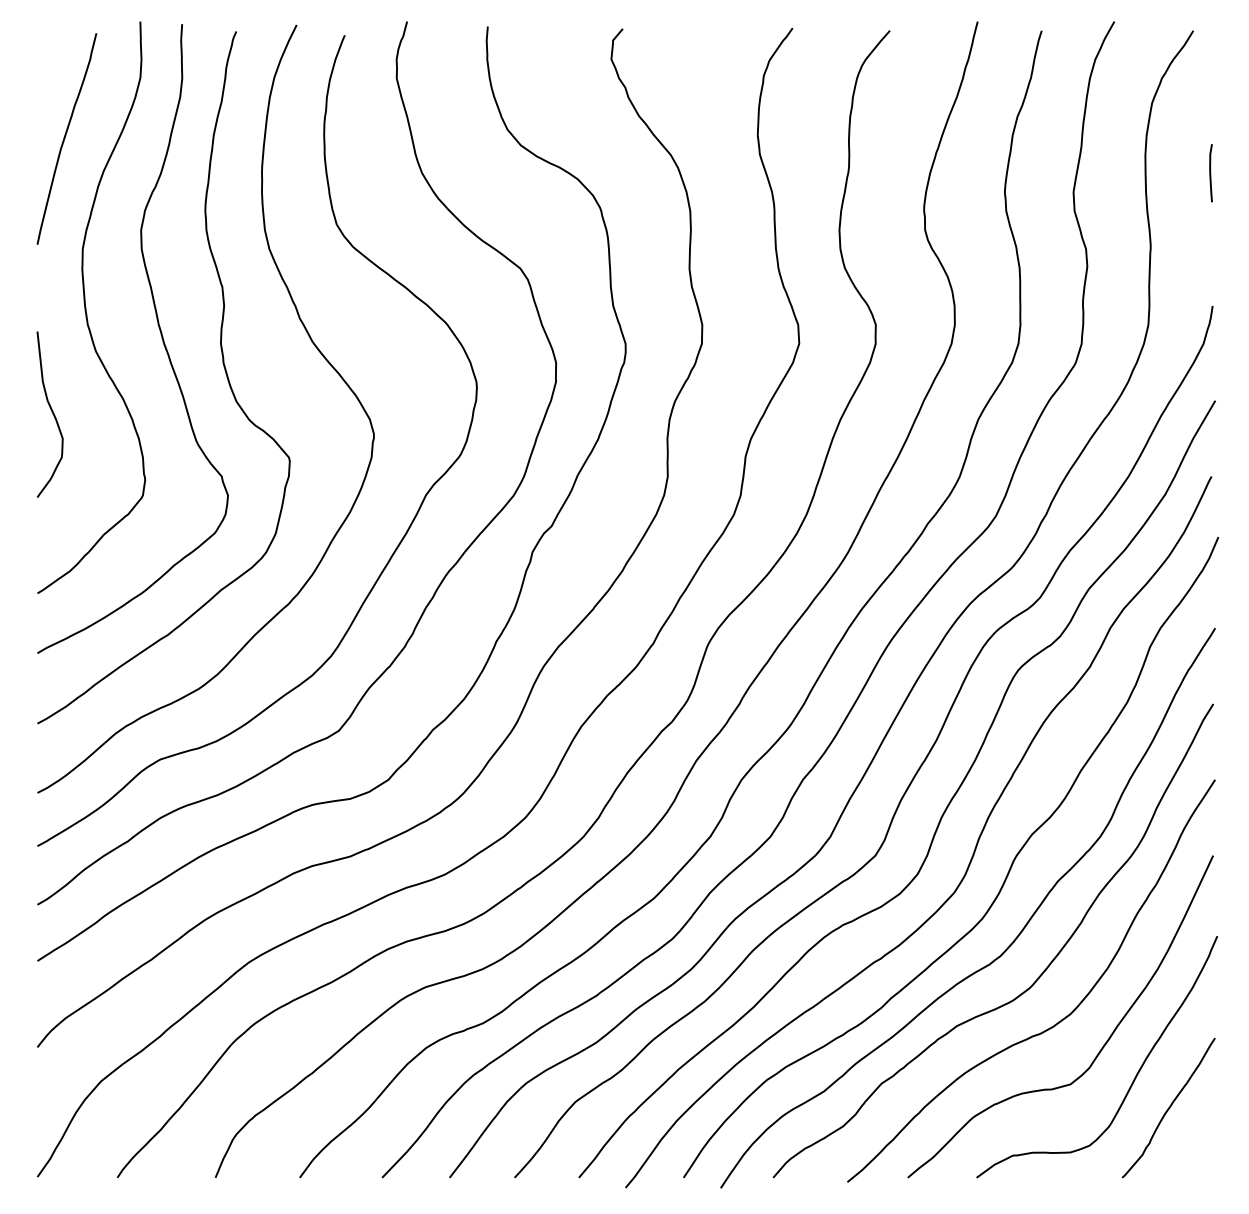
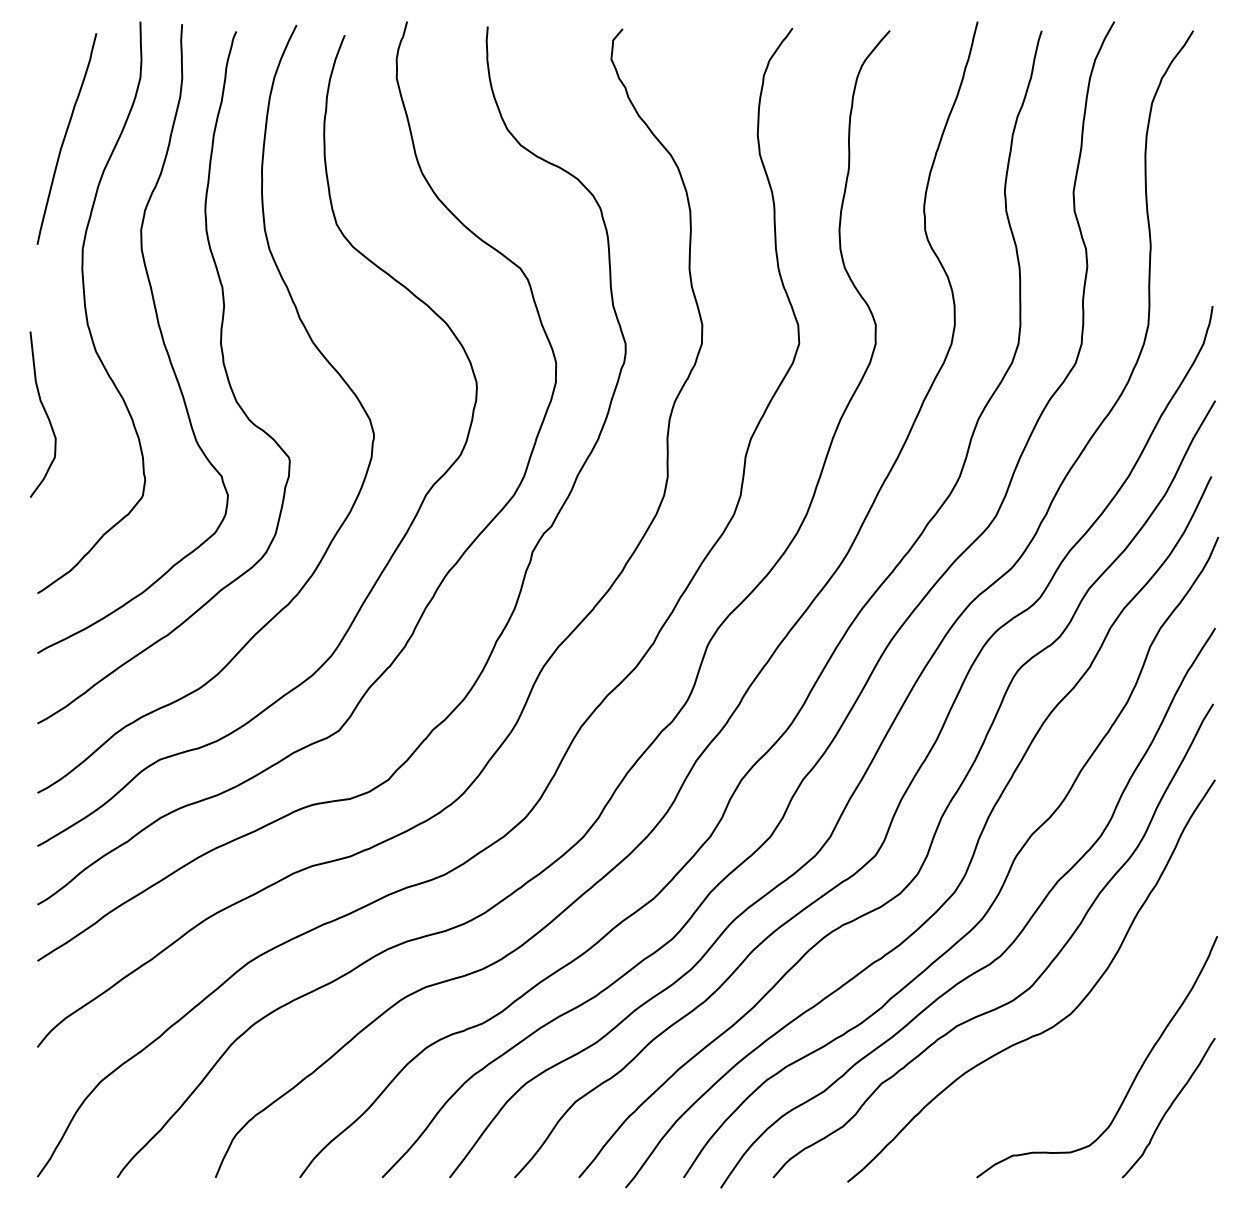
line: present -> none (1210, 173)
curve position: (51, 412) -> (44, 412) (44, 412)
curve: present -> none (1101, 1047)
